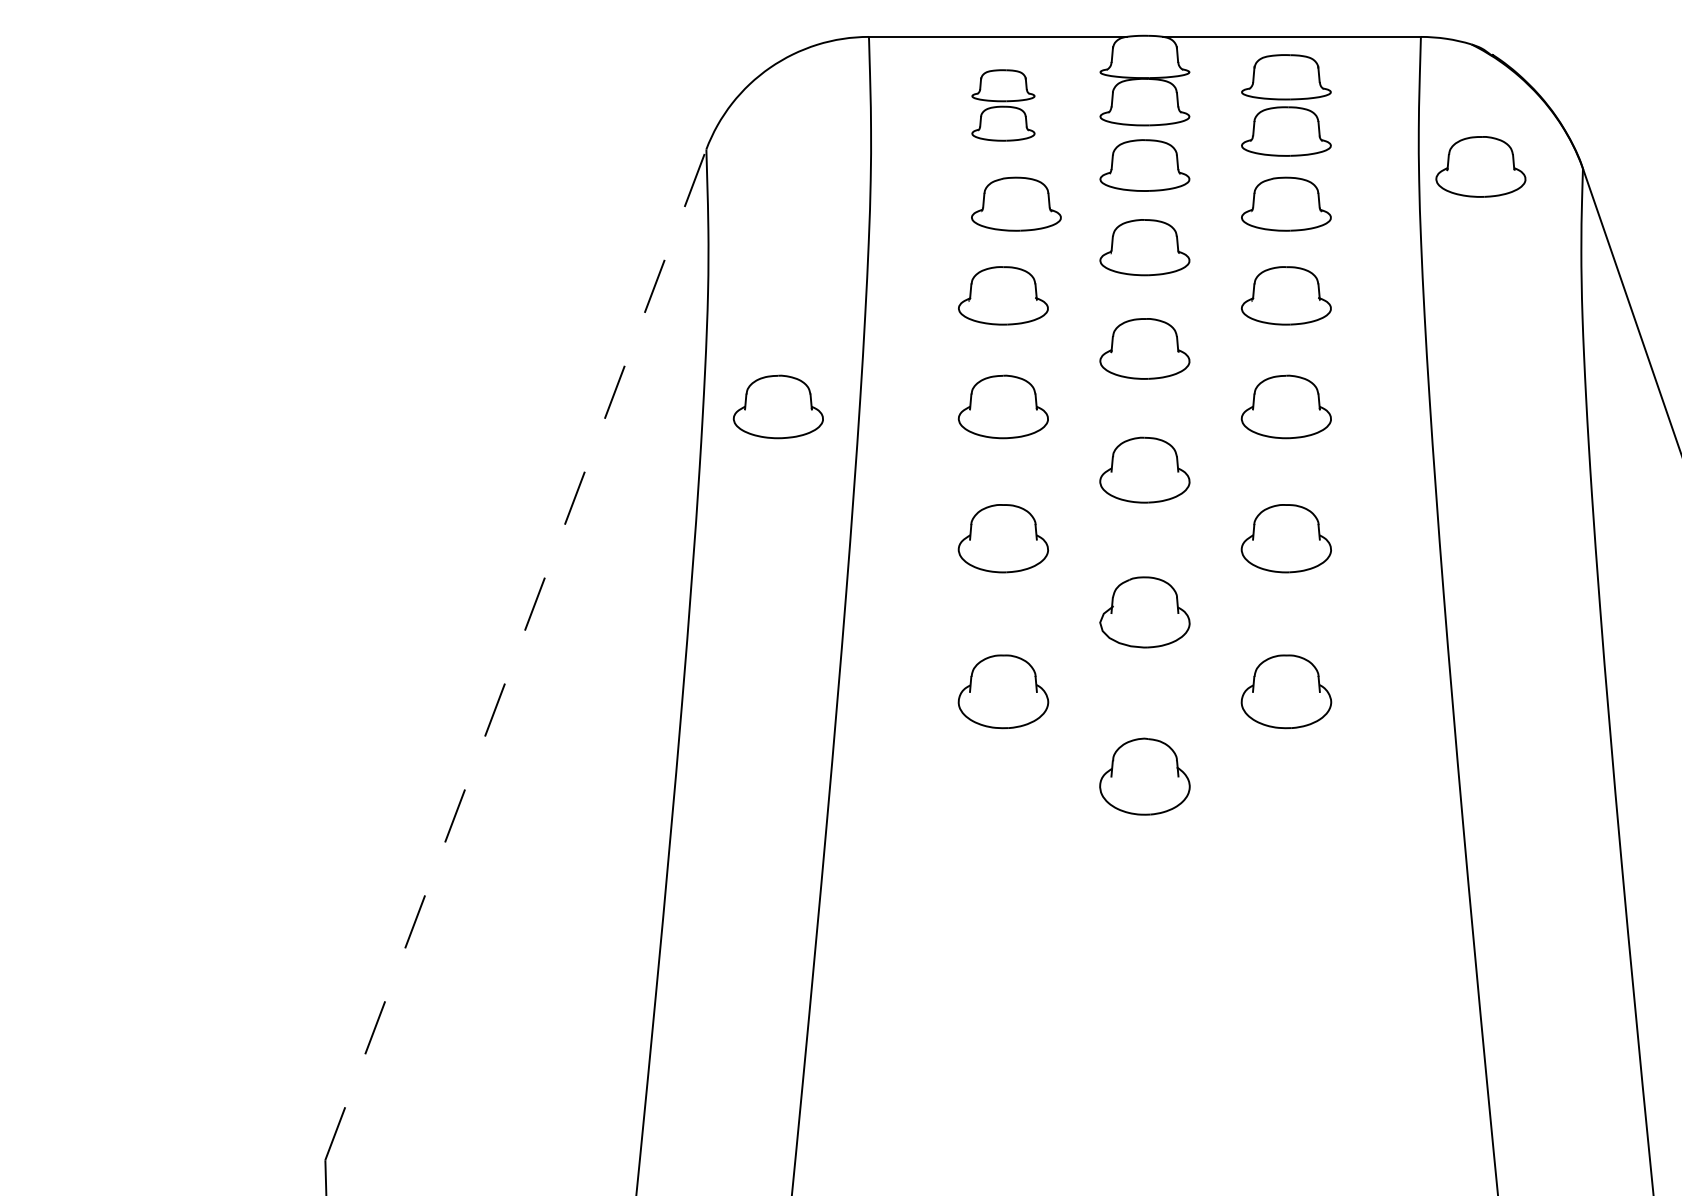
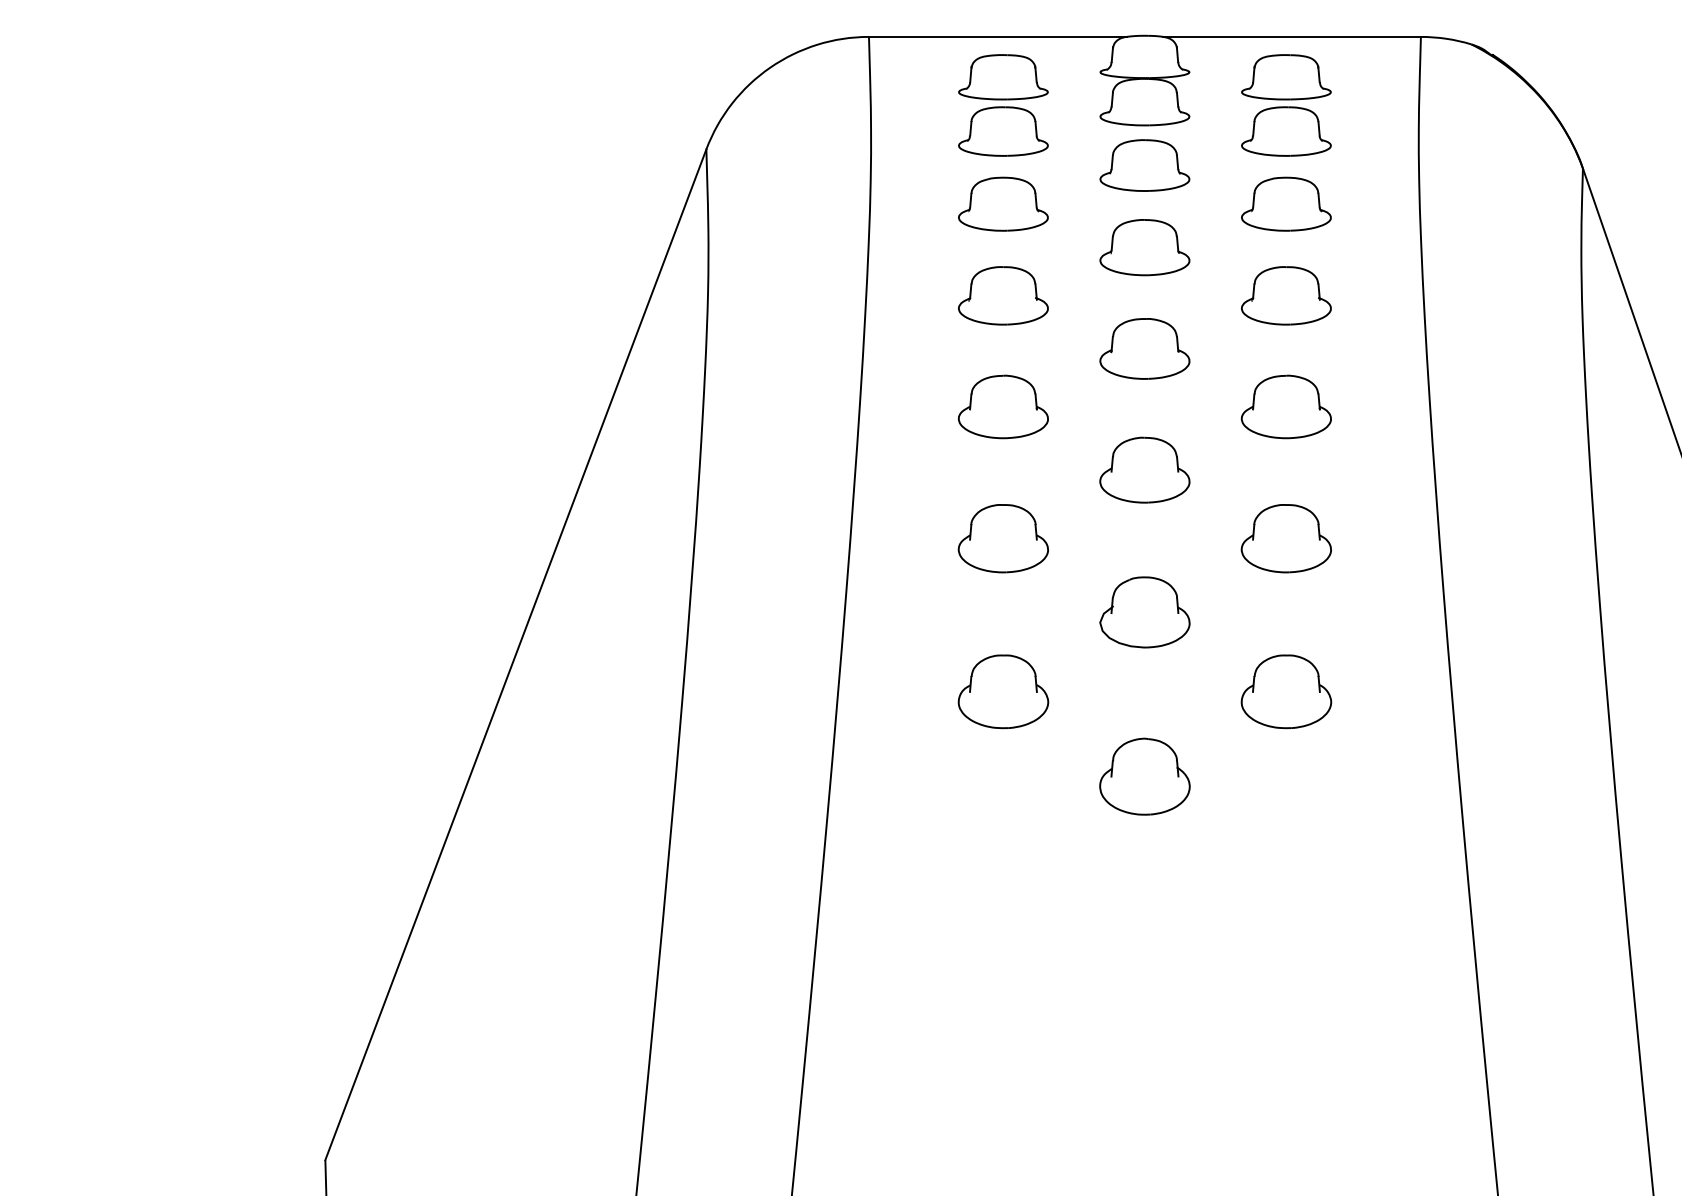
part size: 65x73 px -> 91x103 px (1003, 105)
part: present -> none (1480, 166)
part position: (1016, 203) -> (1003, 203) (1003, 203)
part: present -> none (777, 406)
line: dashed -> solid (516, 654)
